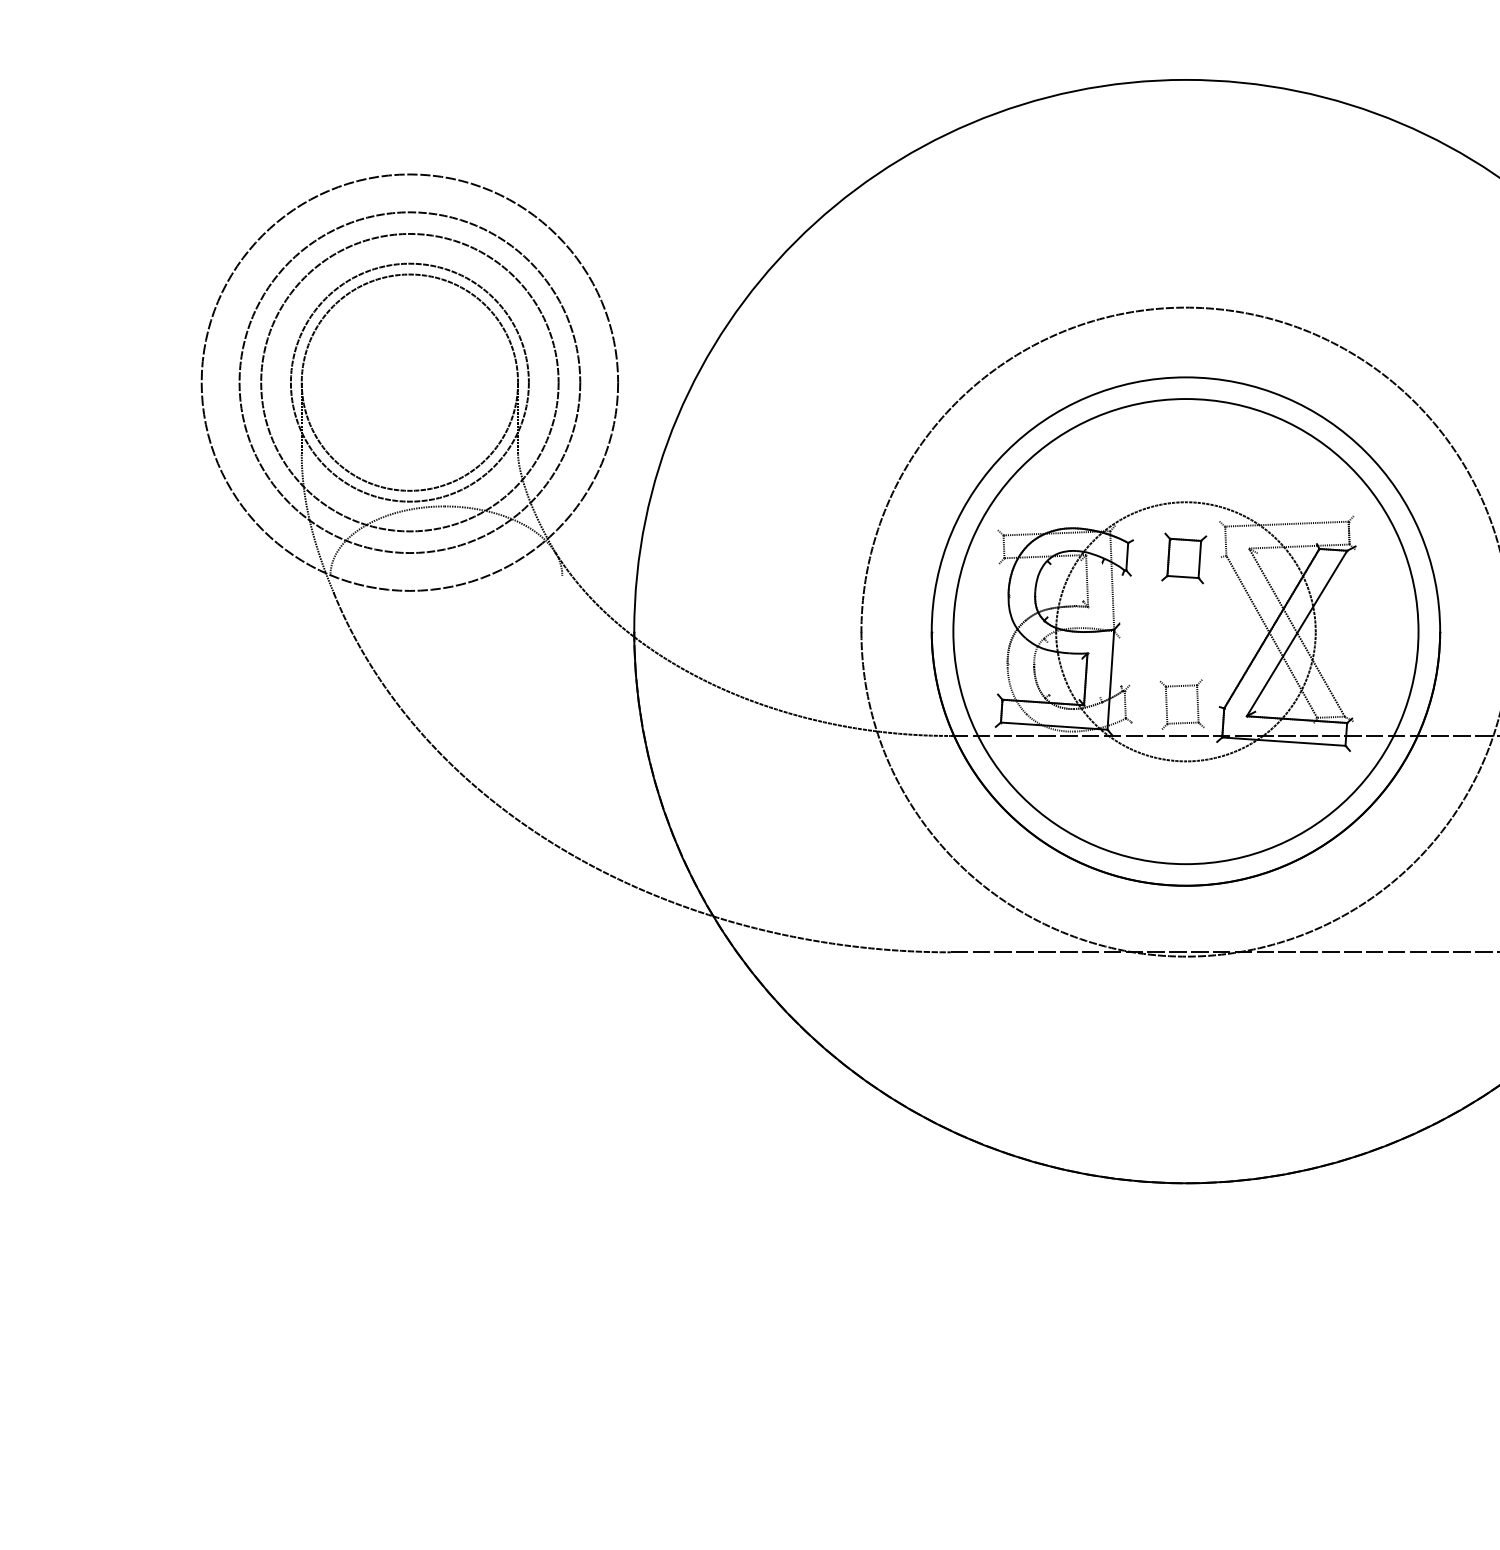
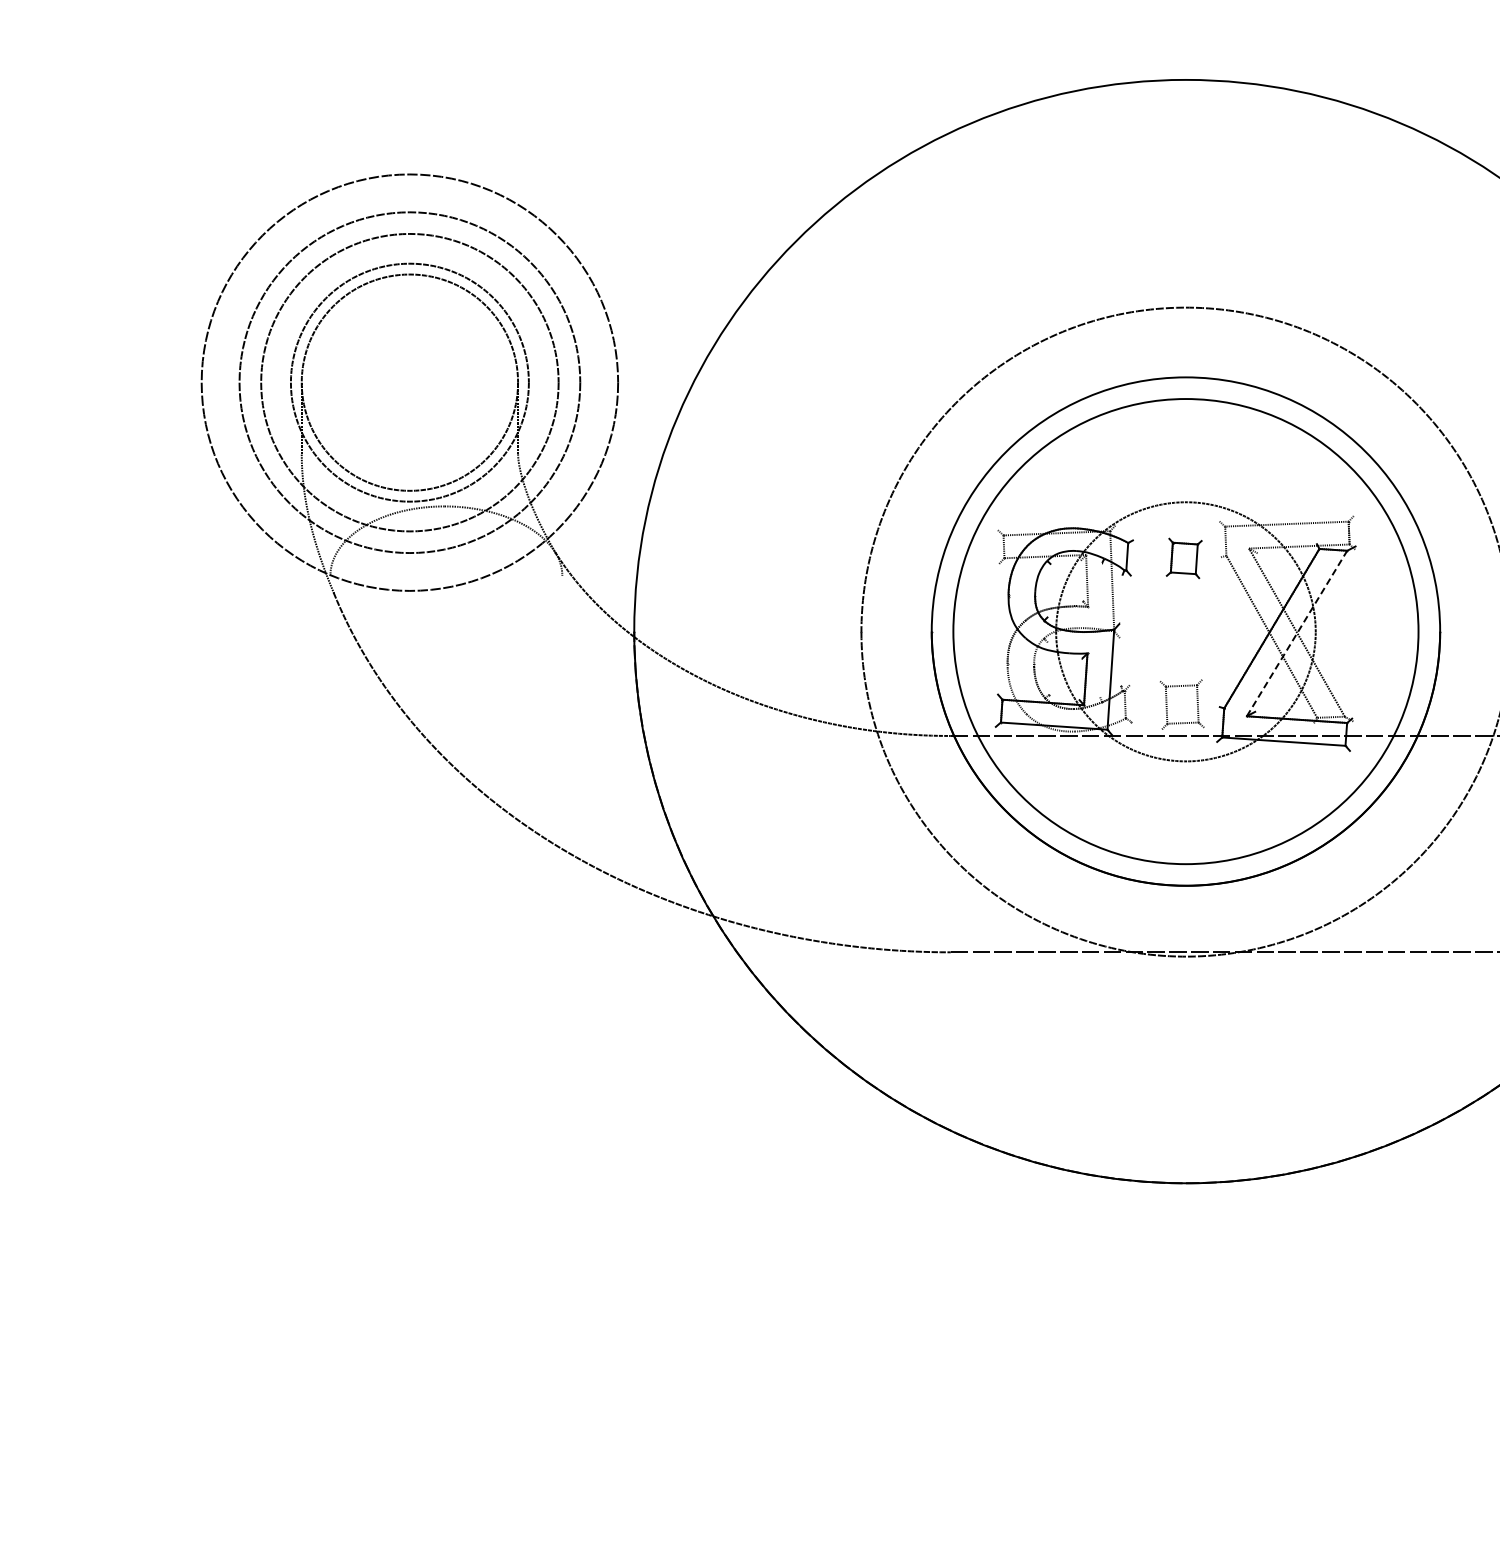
part size: 47x53 px -> 38x43 px (1183, 558)
line: solid -> dashed (1297, 633)
